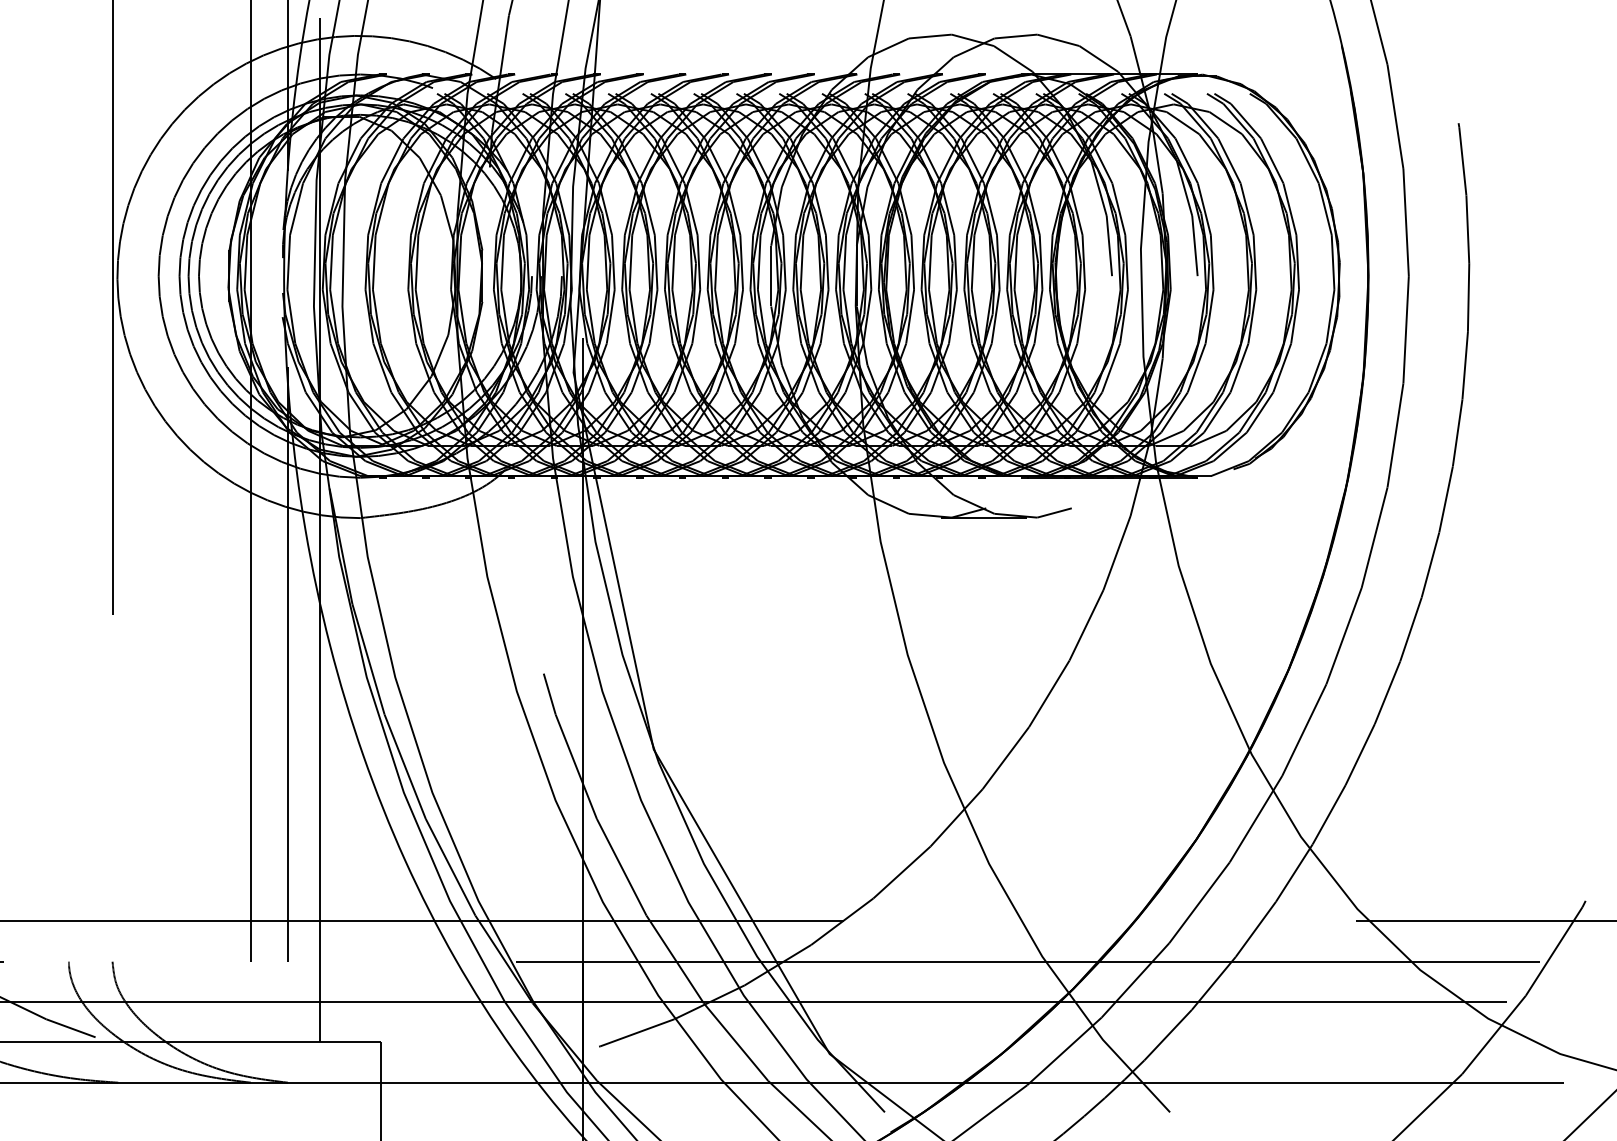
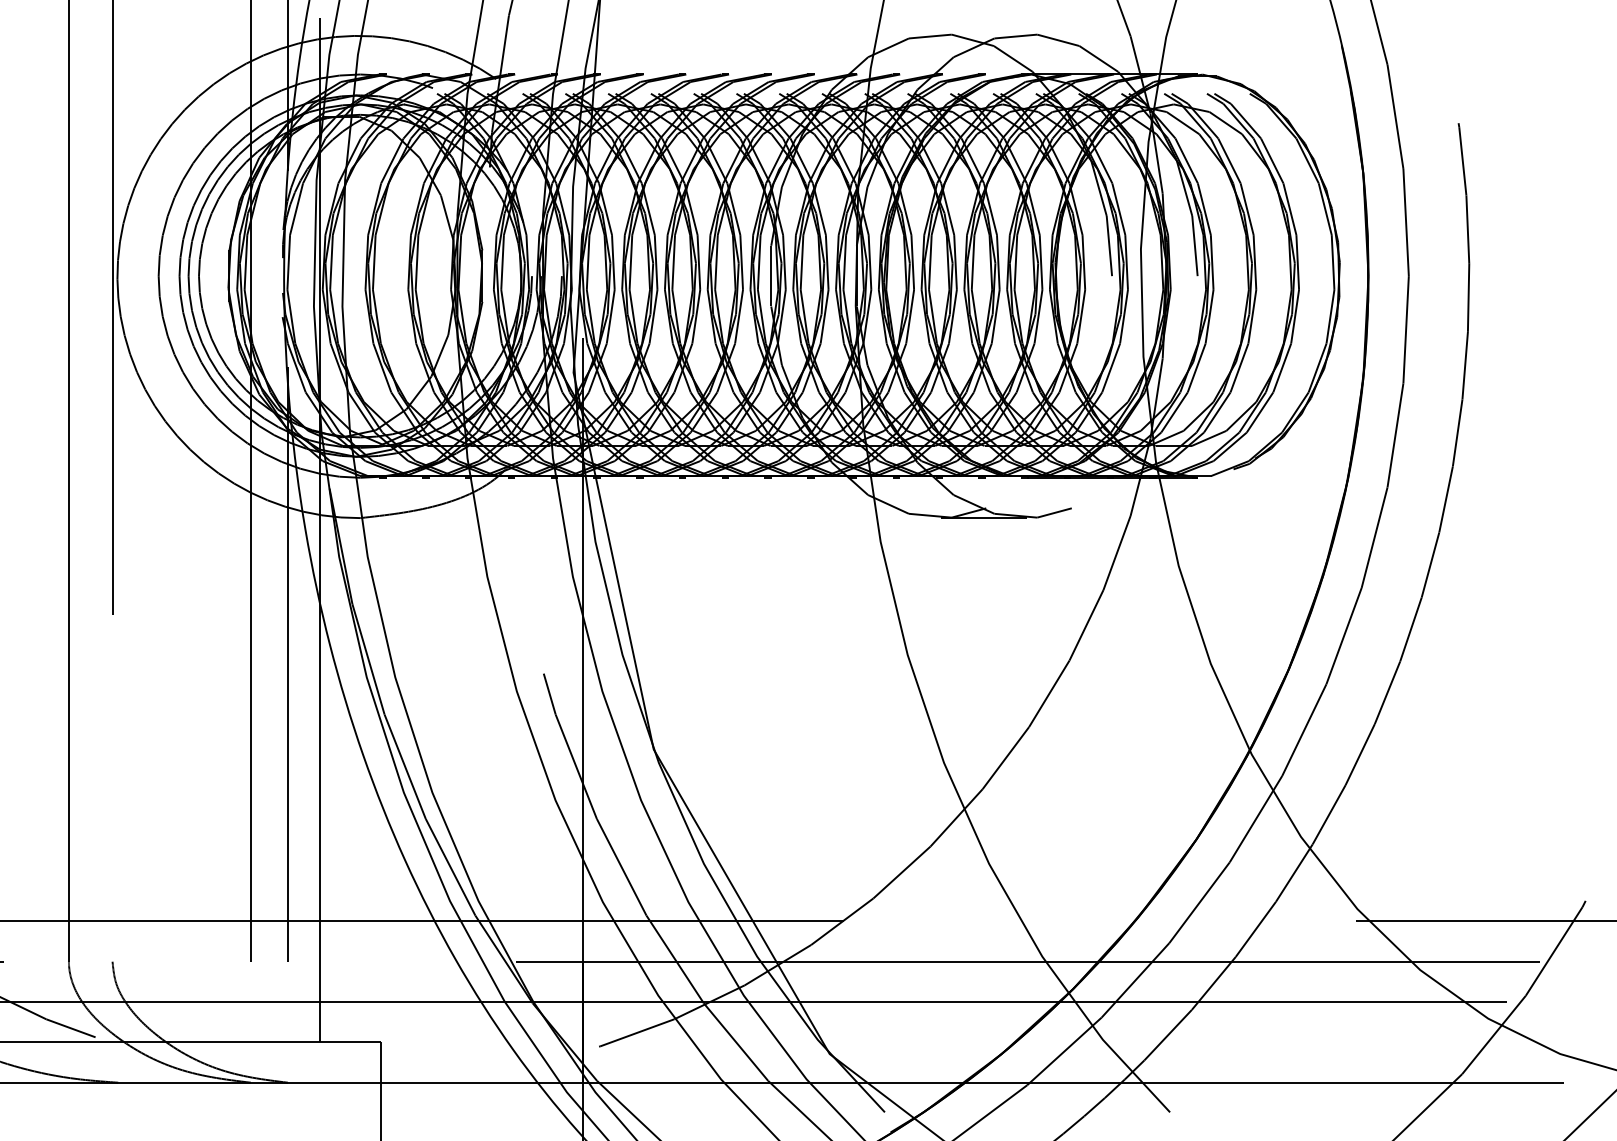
line: none -> present (68, 481)
